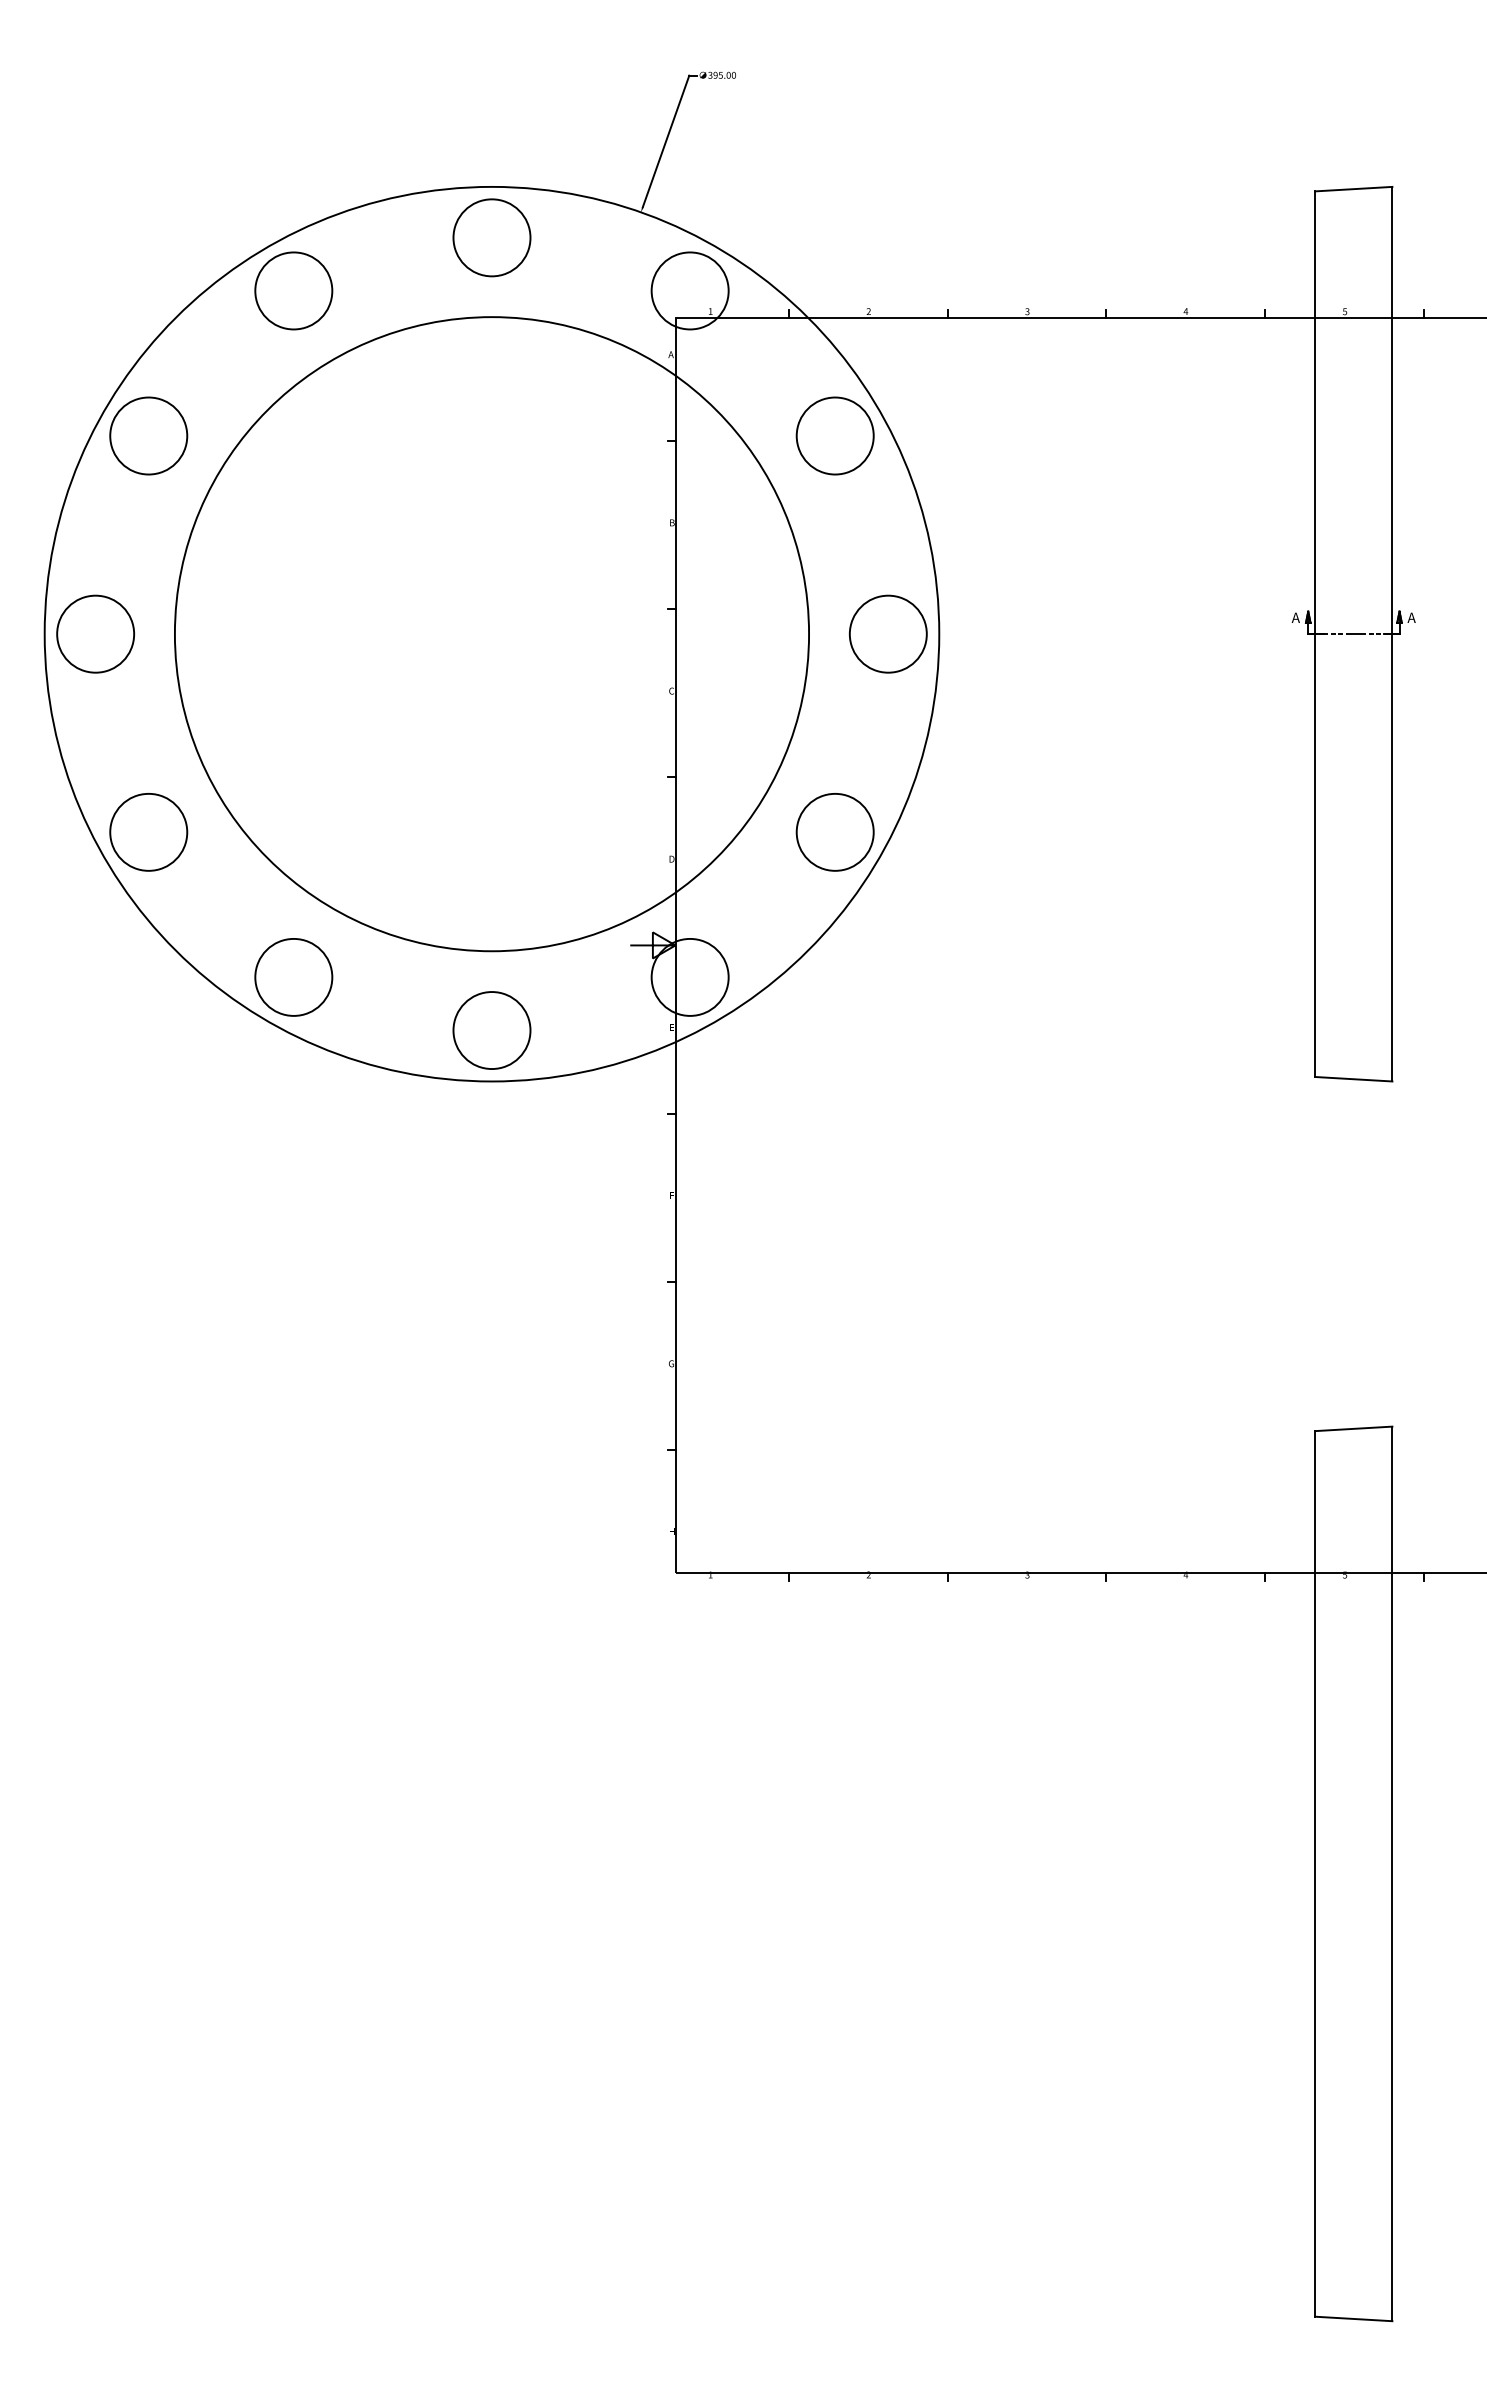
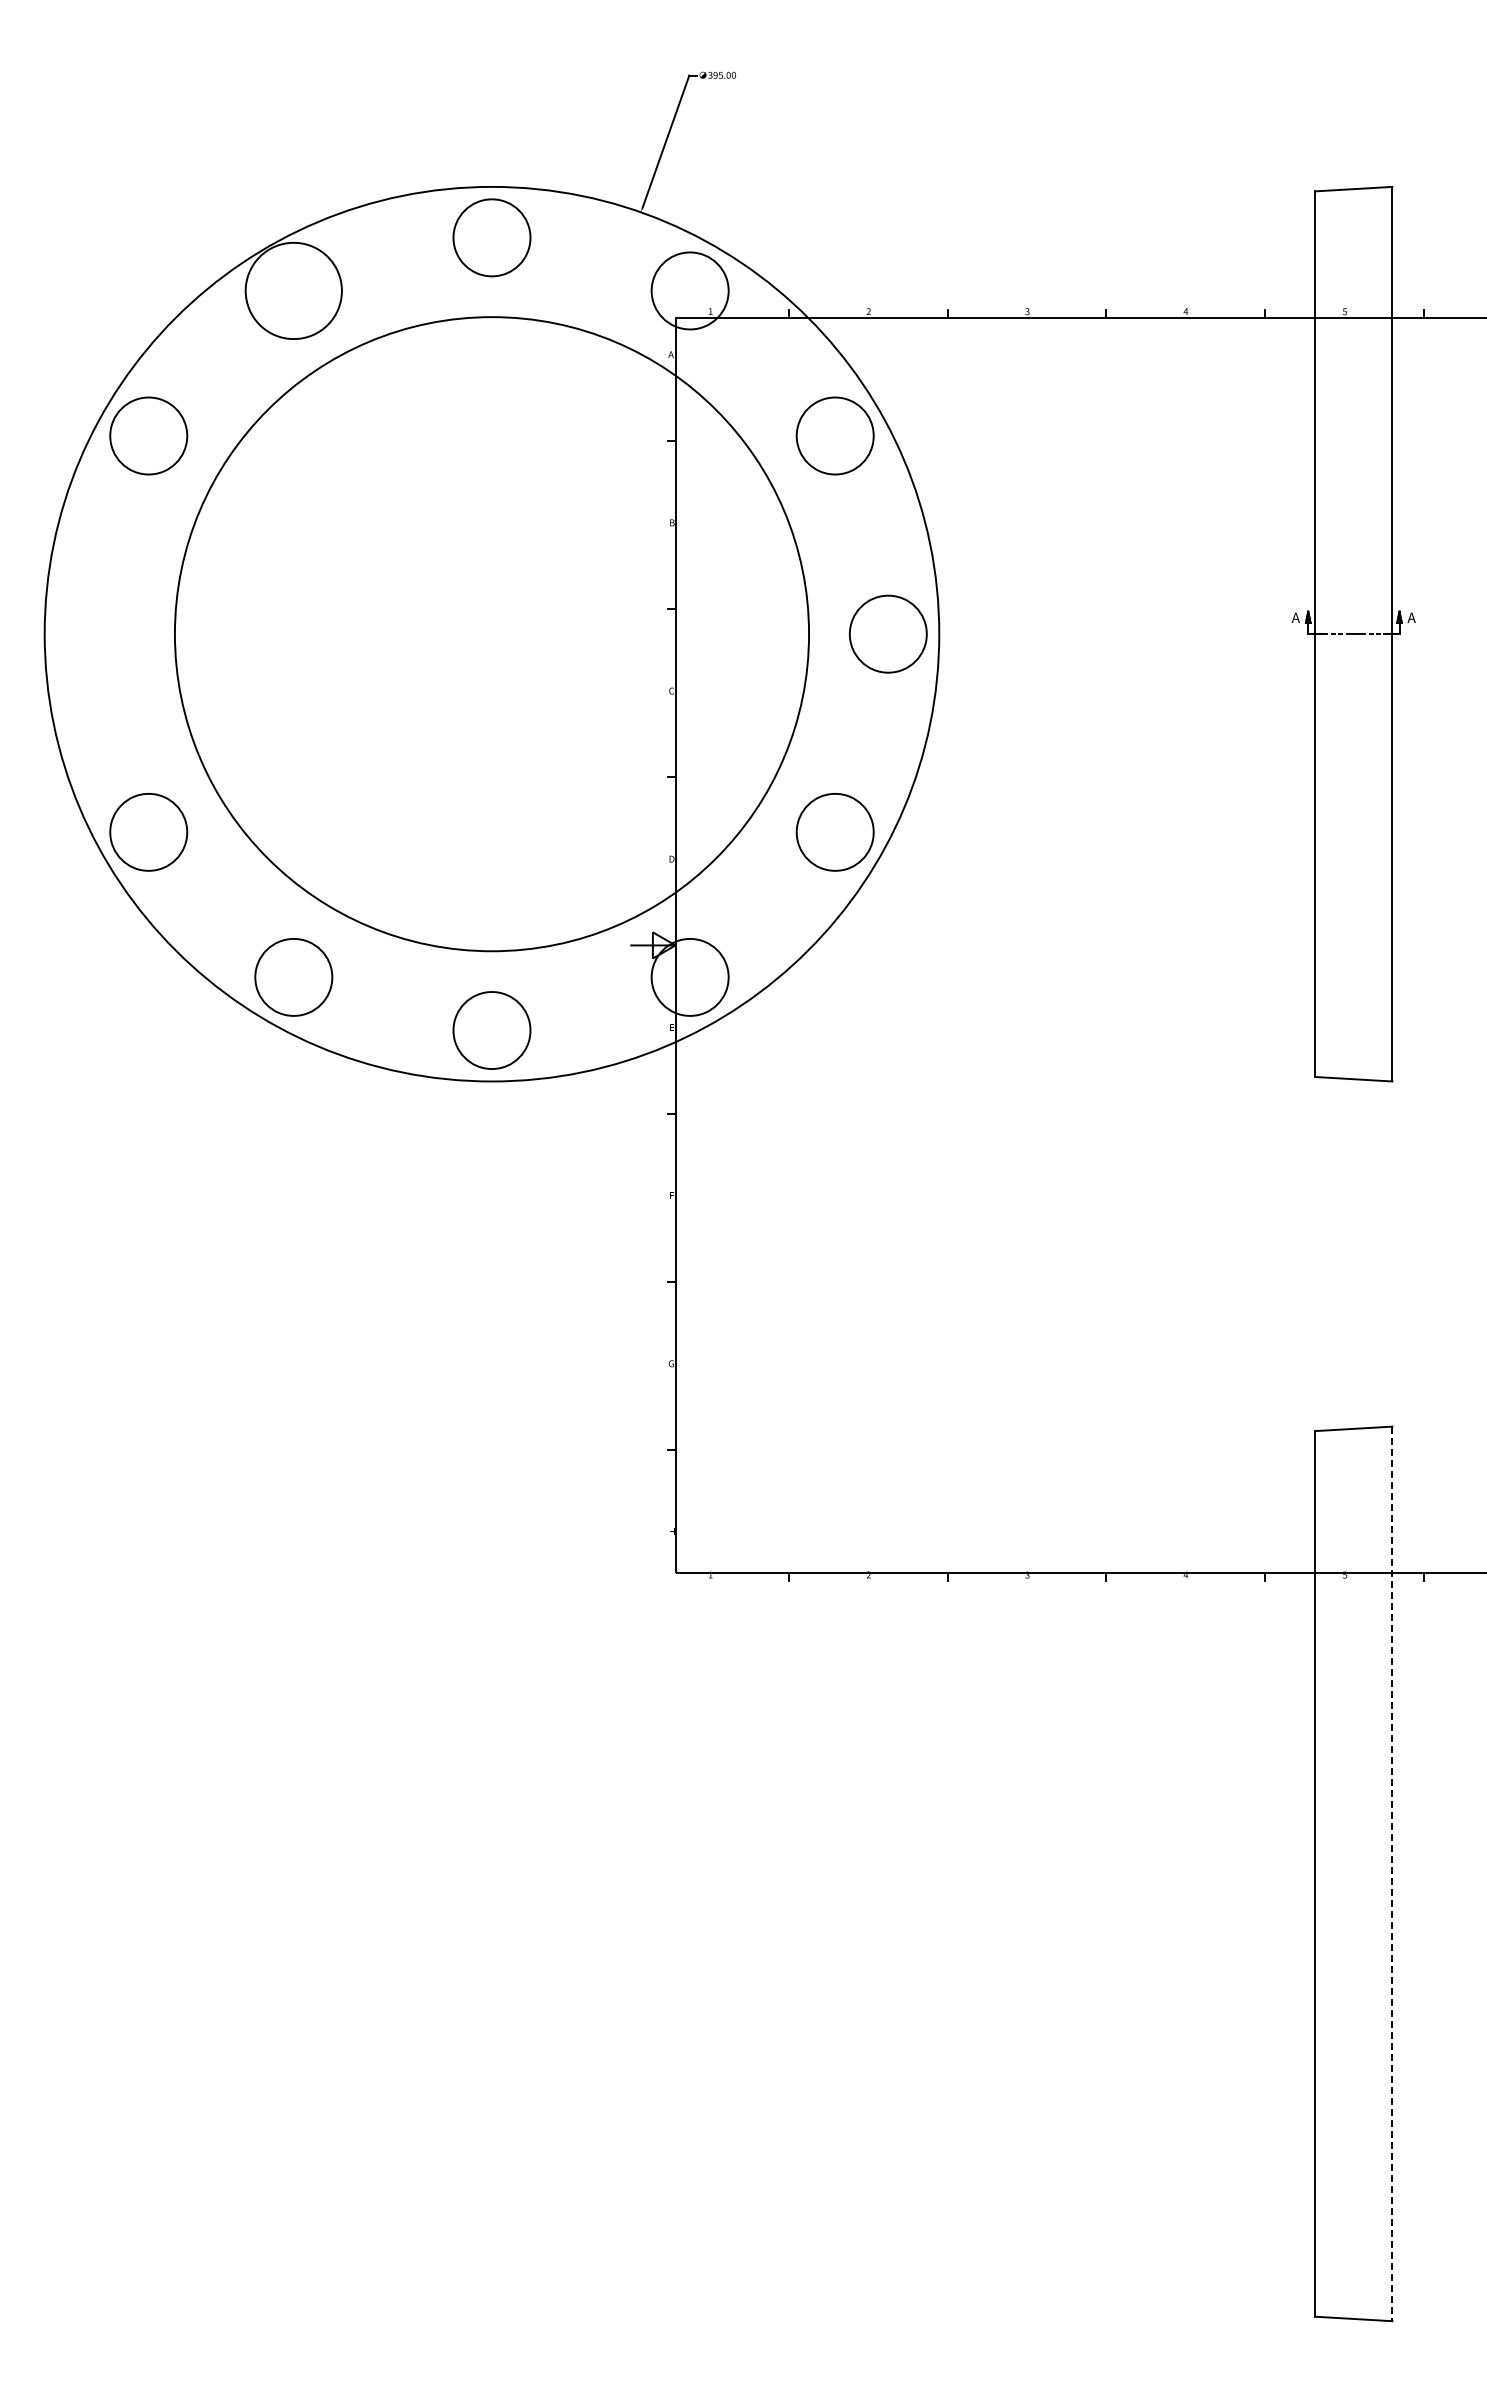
circle diameter: 77 px -> 96 px (293, 290)
circle: present -> none (95, 633)
line: solid -> dashed (1392, 1874)
